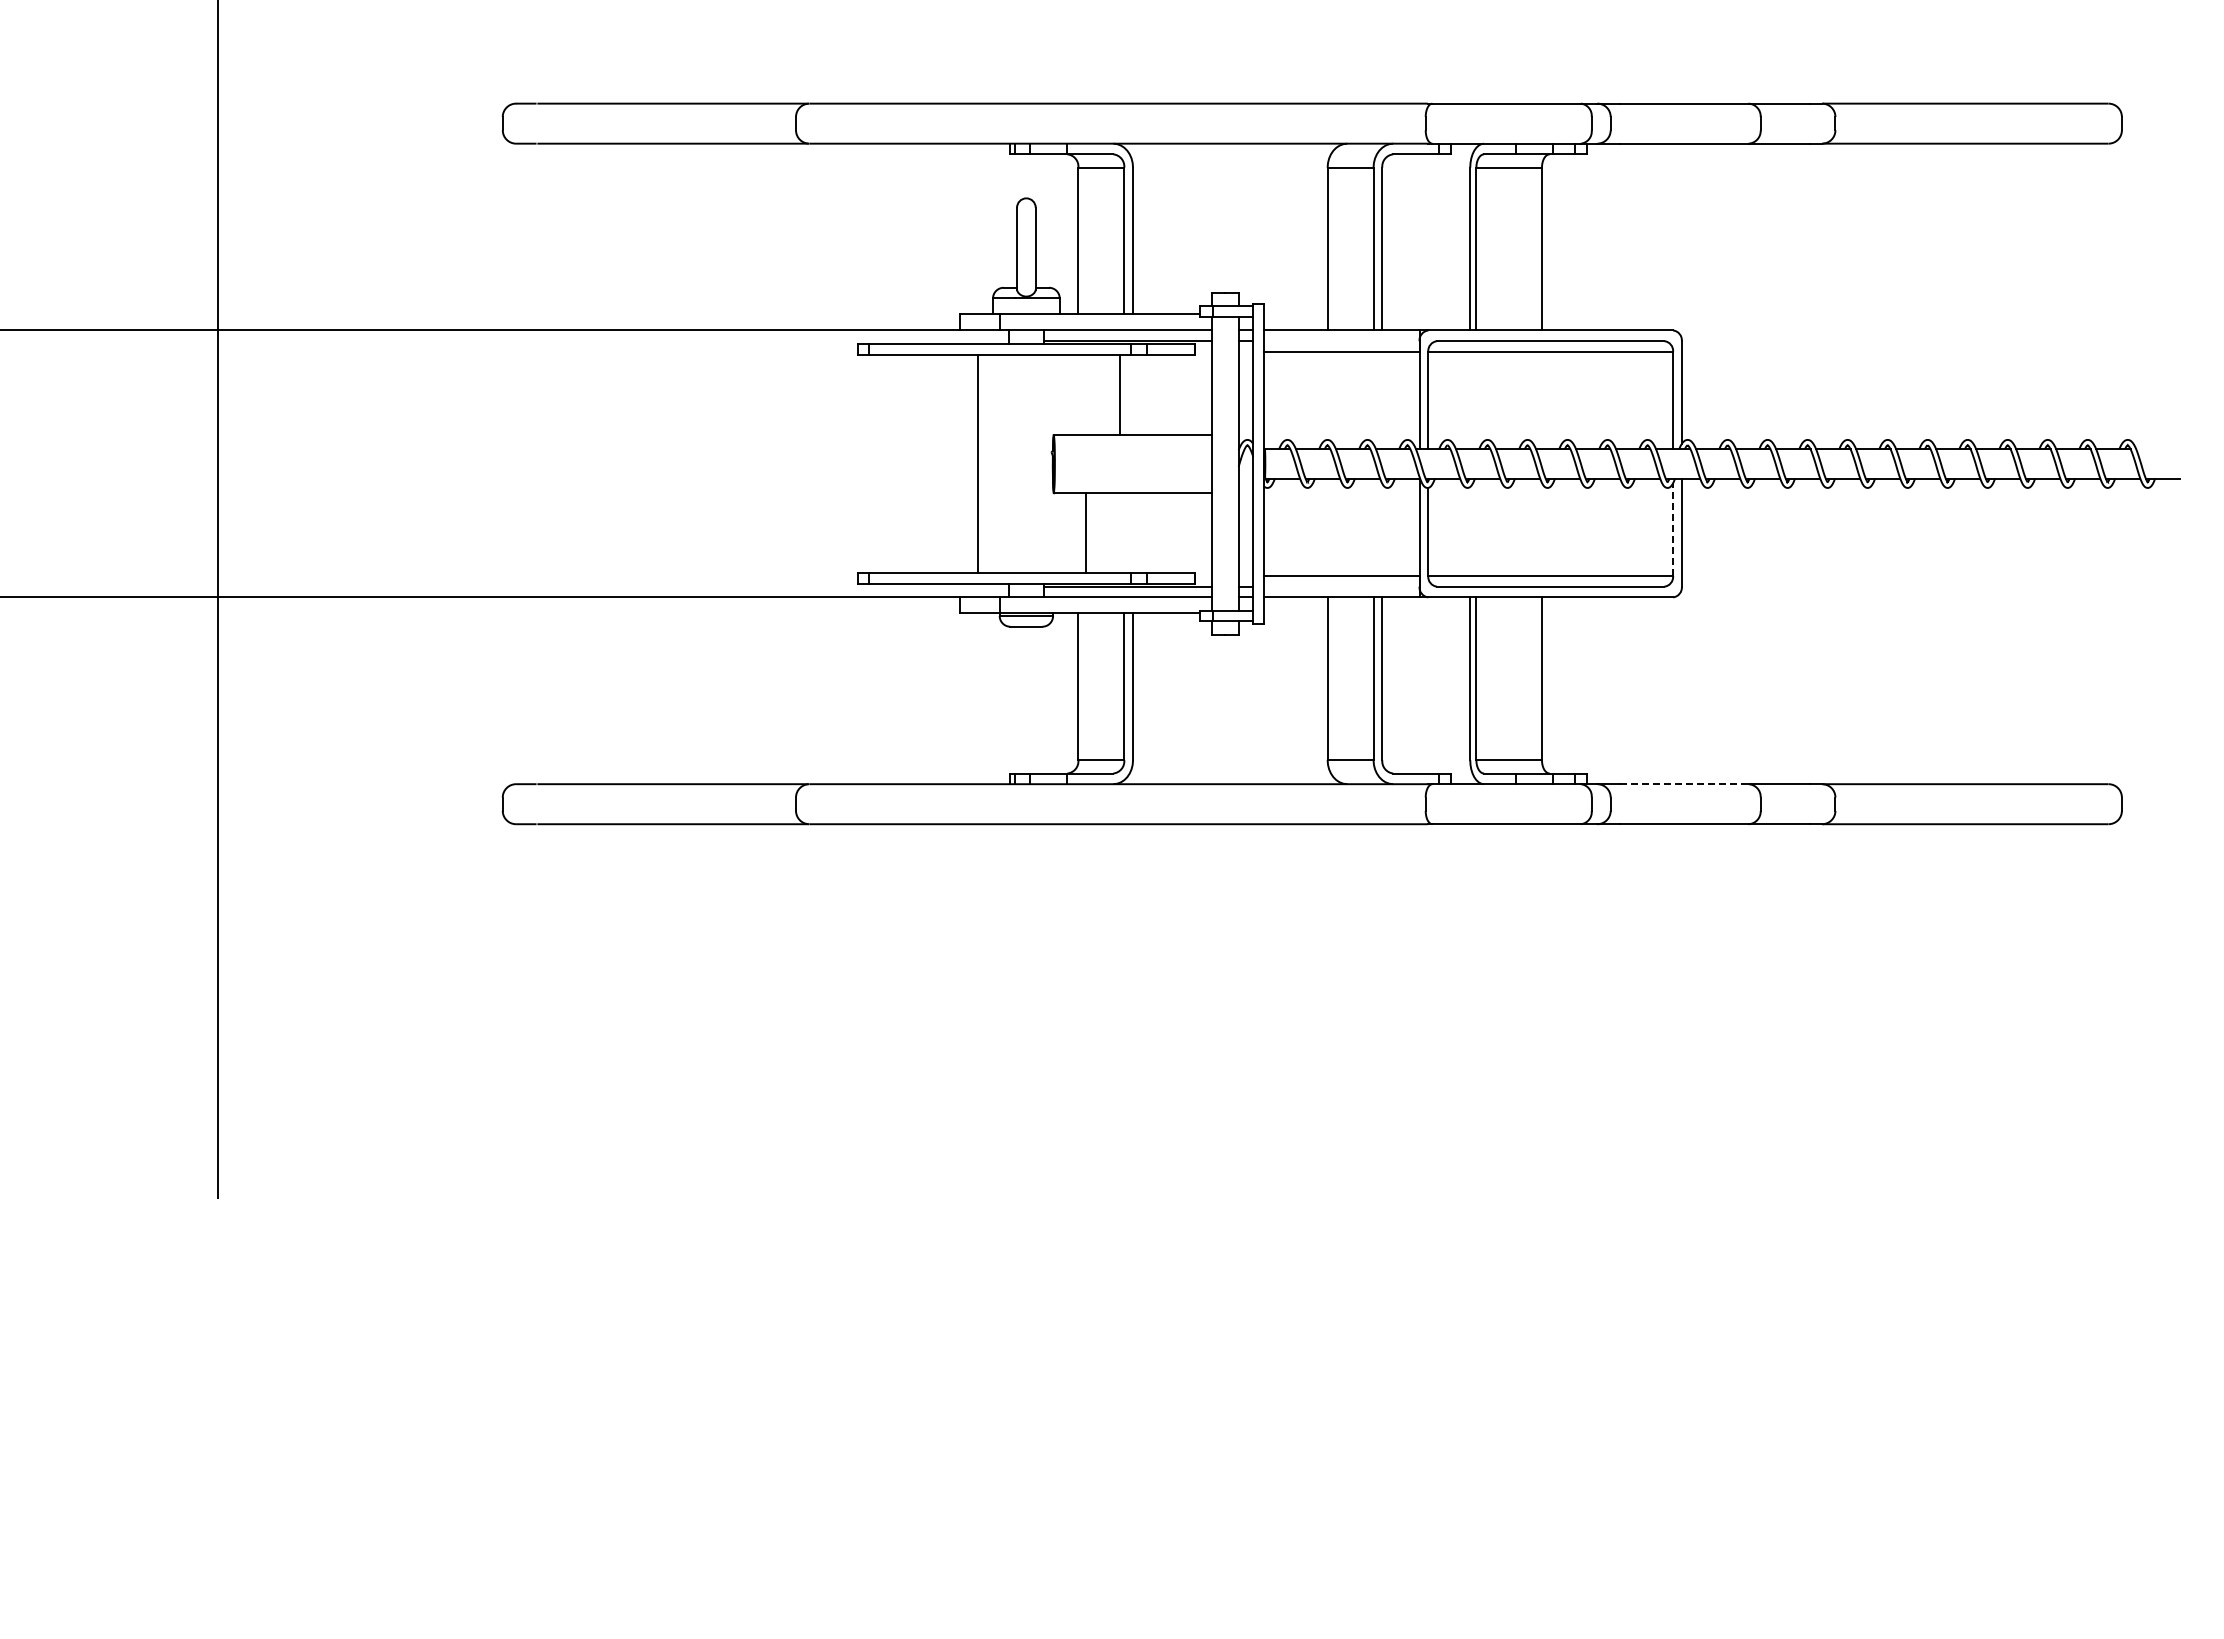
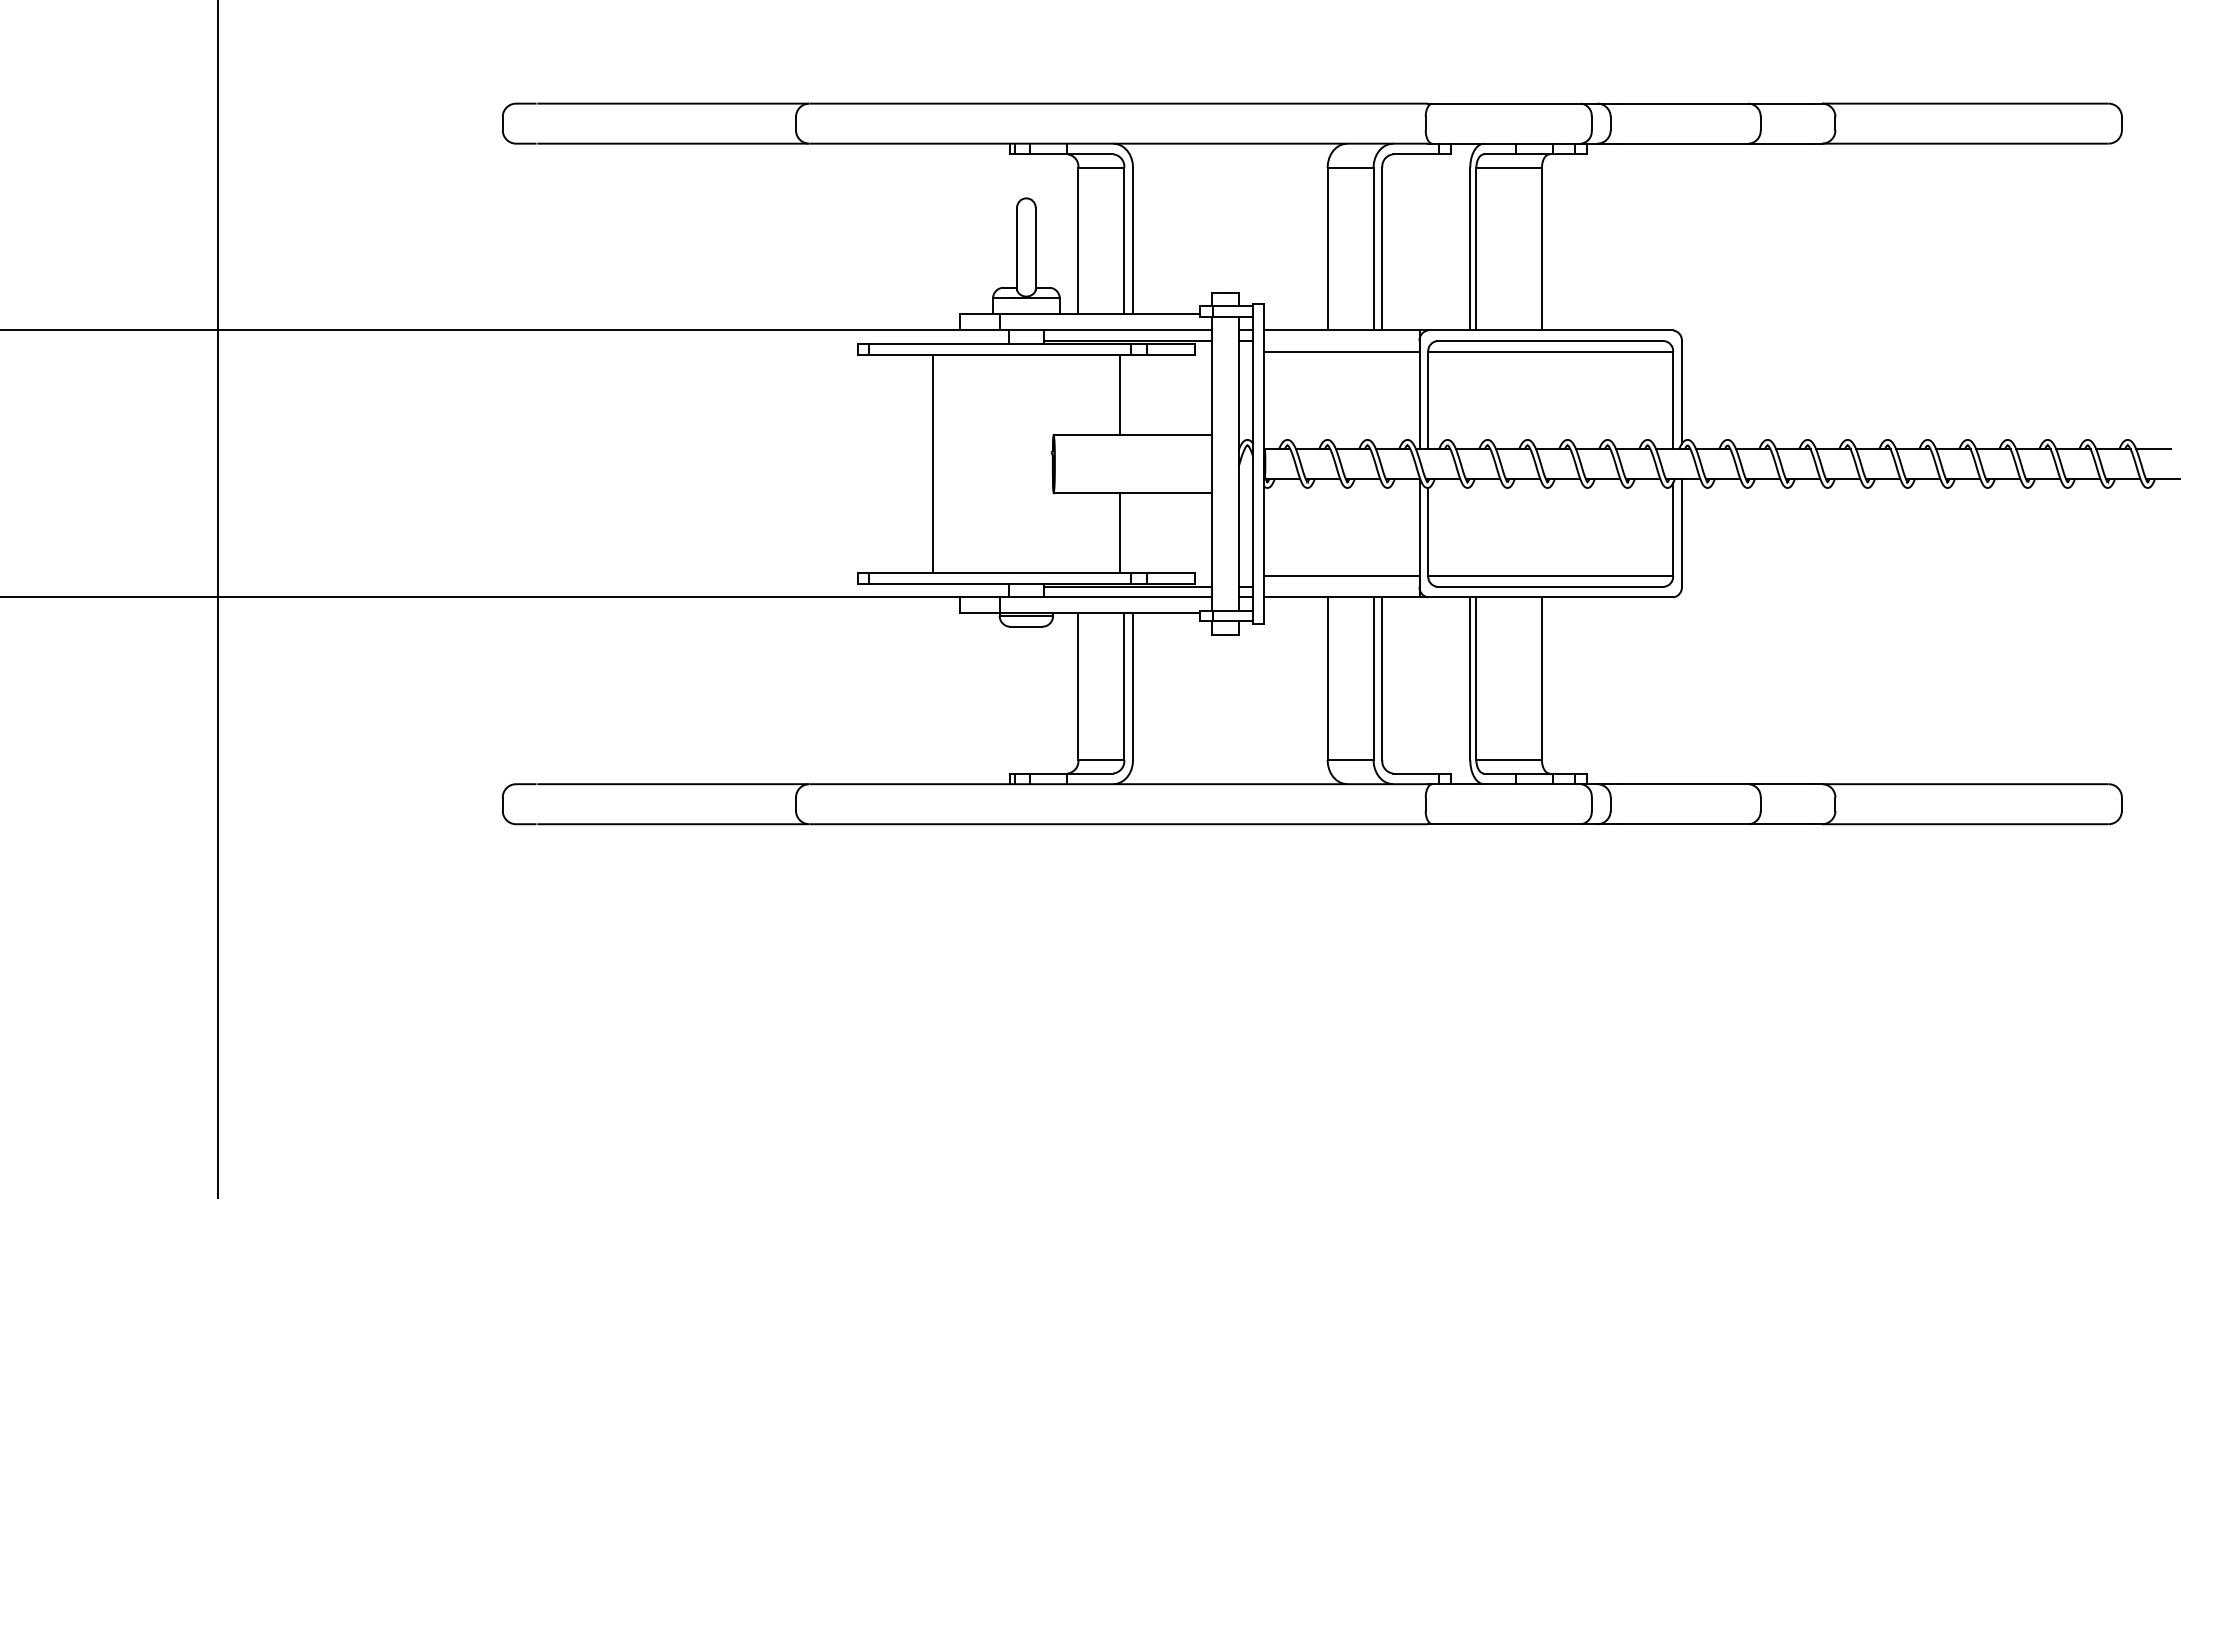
line: none -> present (2153, 449)
line position: (977, 463) -> (932, 463) (932, 463)
line: dashed -> solid (1673, 529)
line position: (1085, 533) -> (1119, 533) (1119, 533)
line: dashed -> solid (1684, 784)
